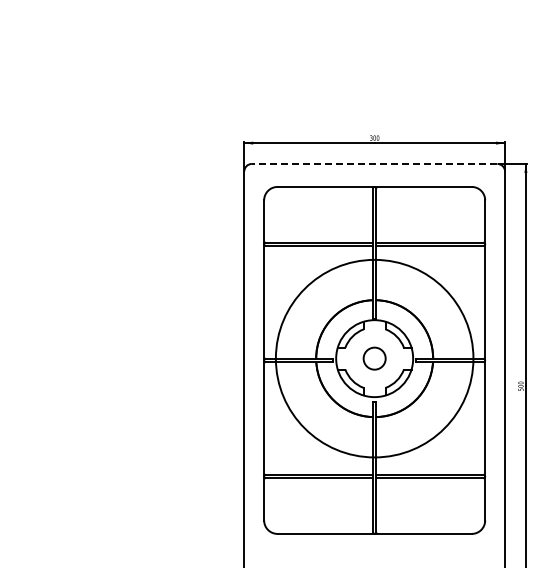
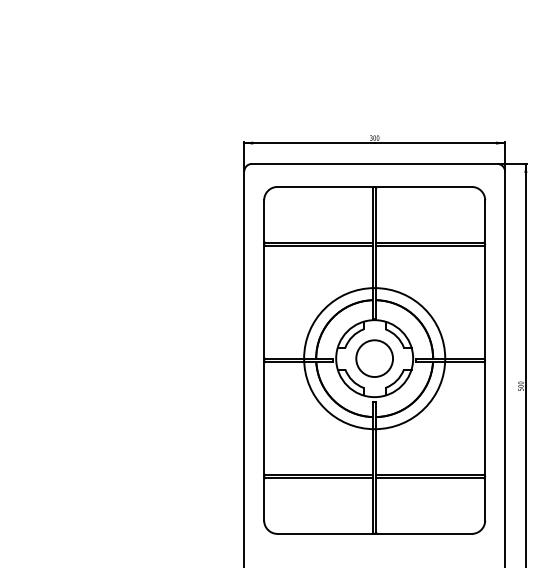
line: dashed -> solid (374, 163)
circle diameter: 198 px -> 141 px (374, 358)
circle diameter: 22 px -> 37 px (374, 358)
